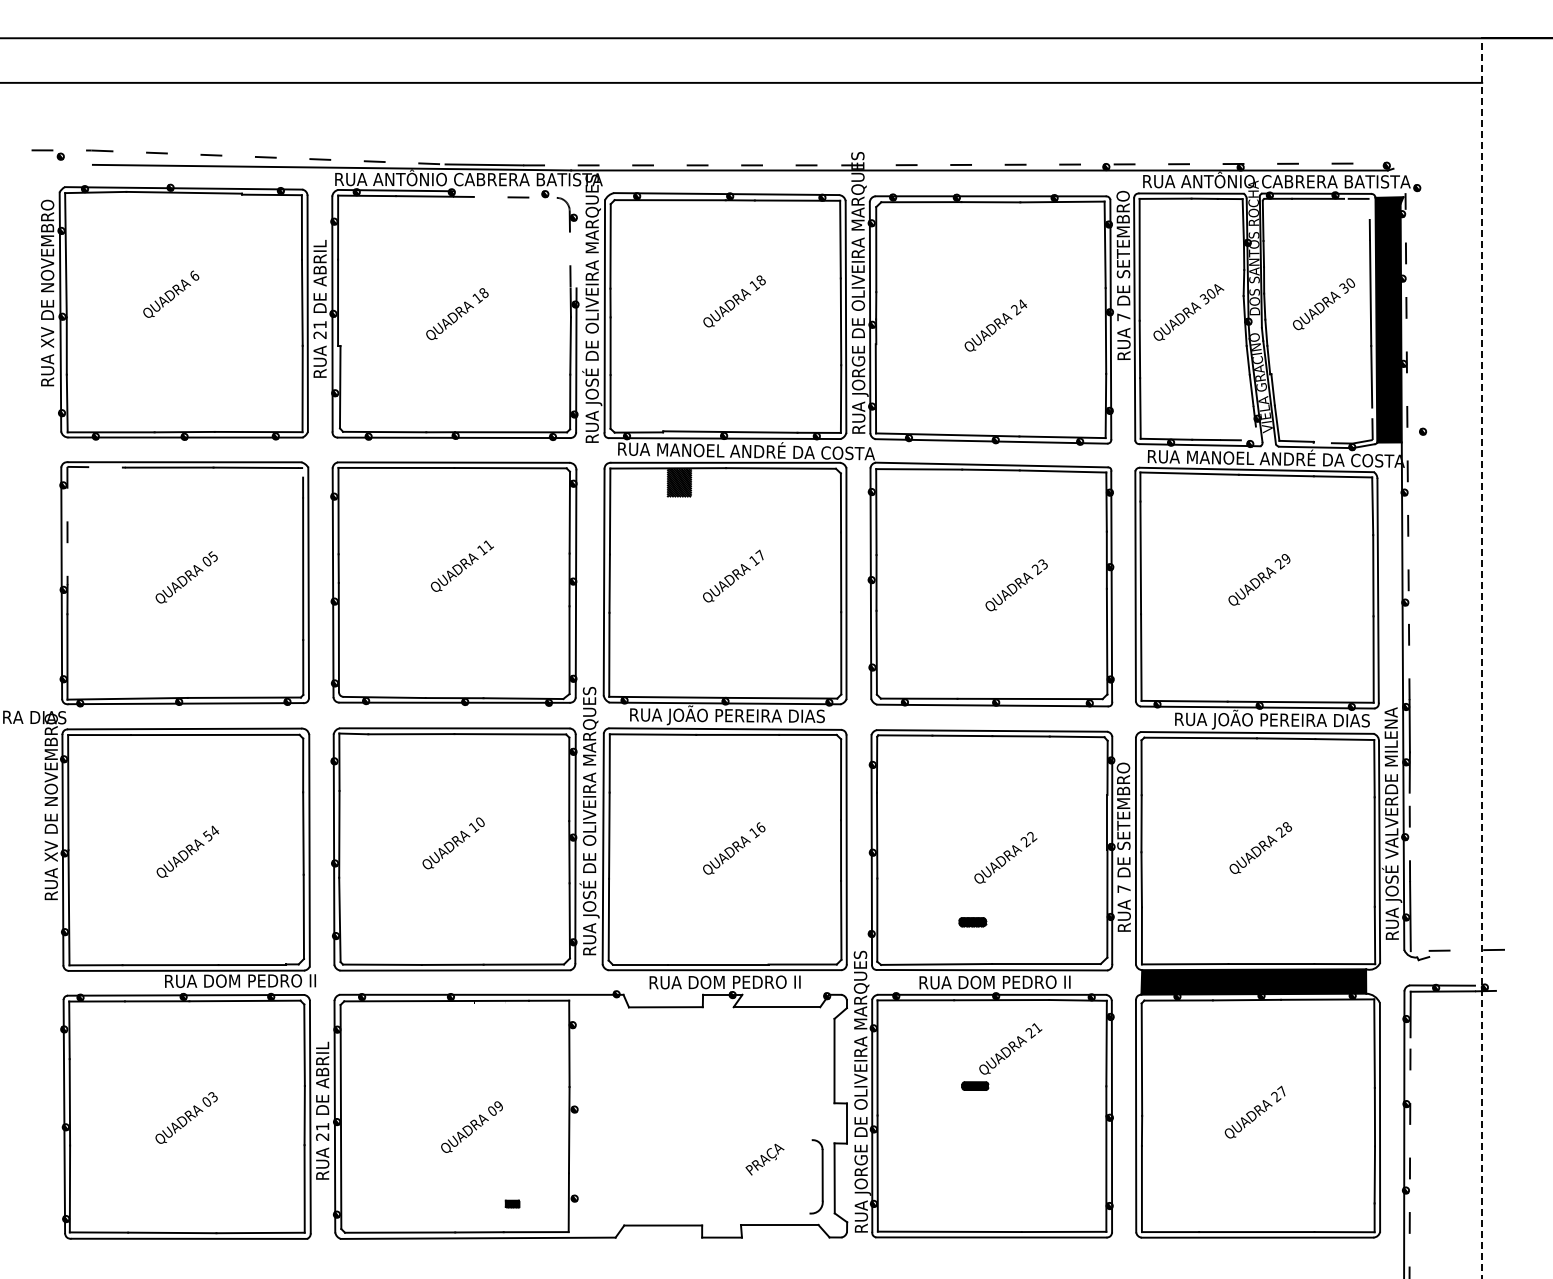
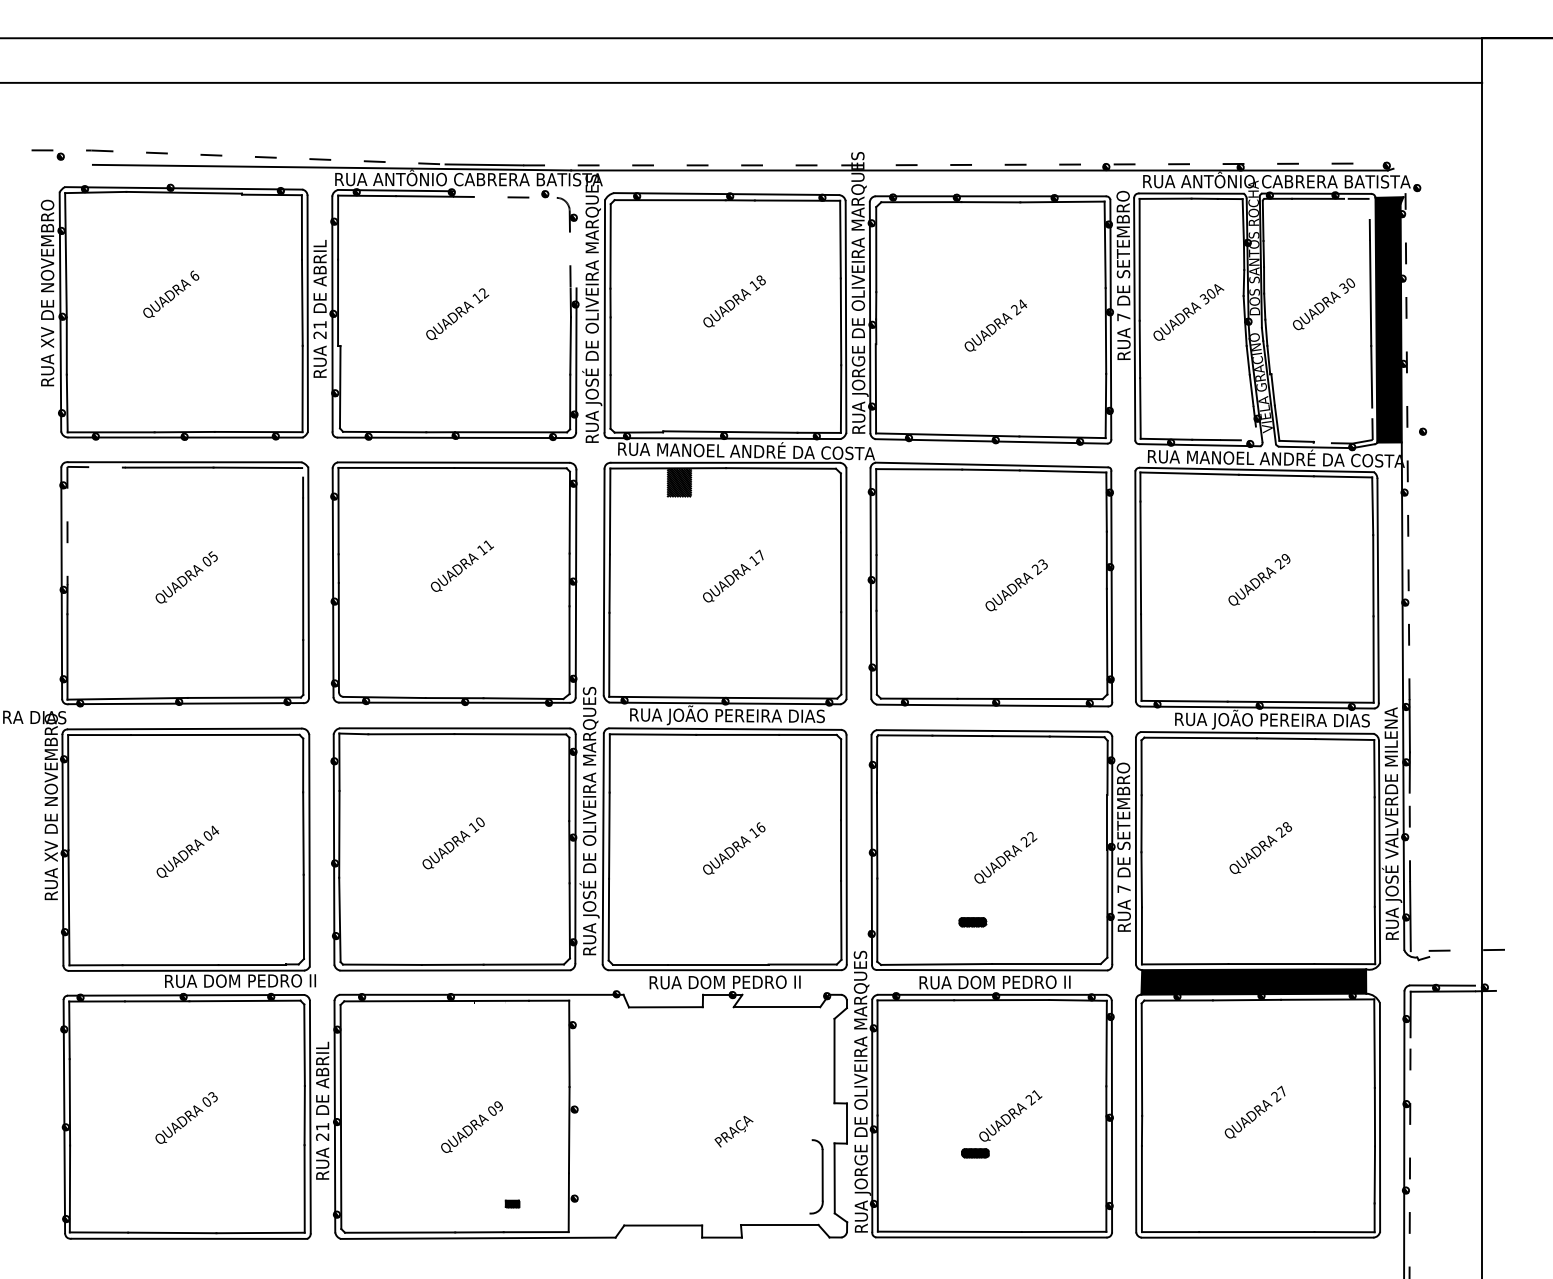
text: 18 -> 12 (483, 293)
line: dashed -> solid (1482, 658)
text: 54 -> 04 (207, 835)
part position: (1001, 1057) -> (1001, 1124) (1001, 1124)
text position: (764, 1159) -> (733, 1131) (733, 1131)
